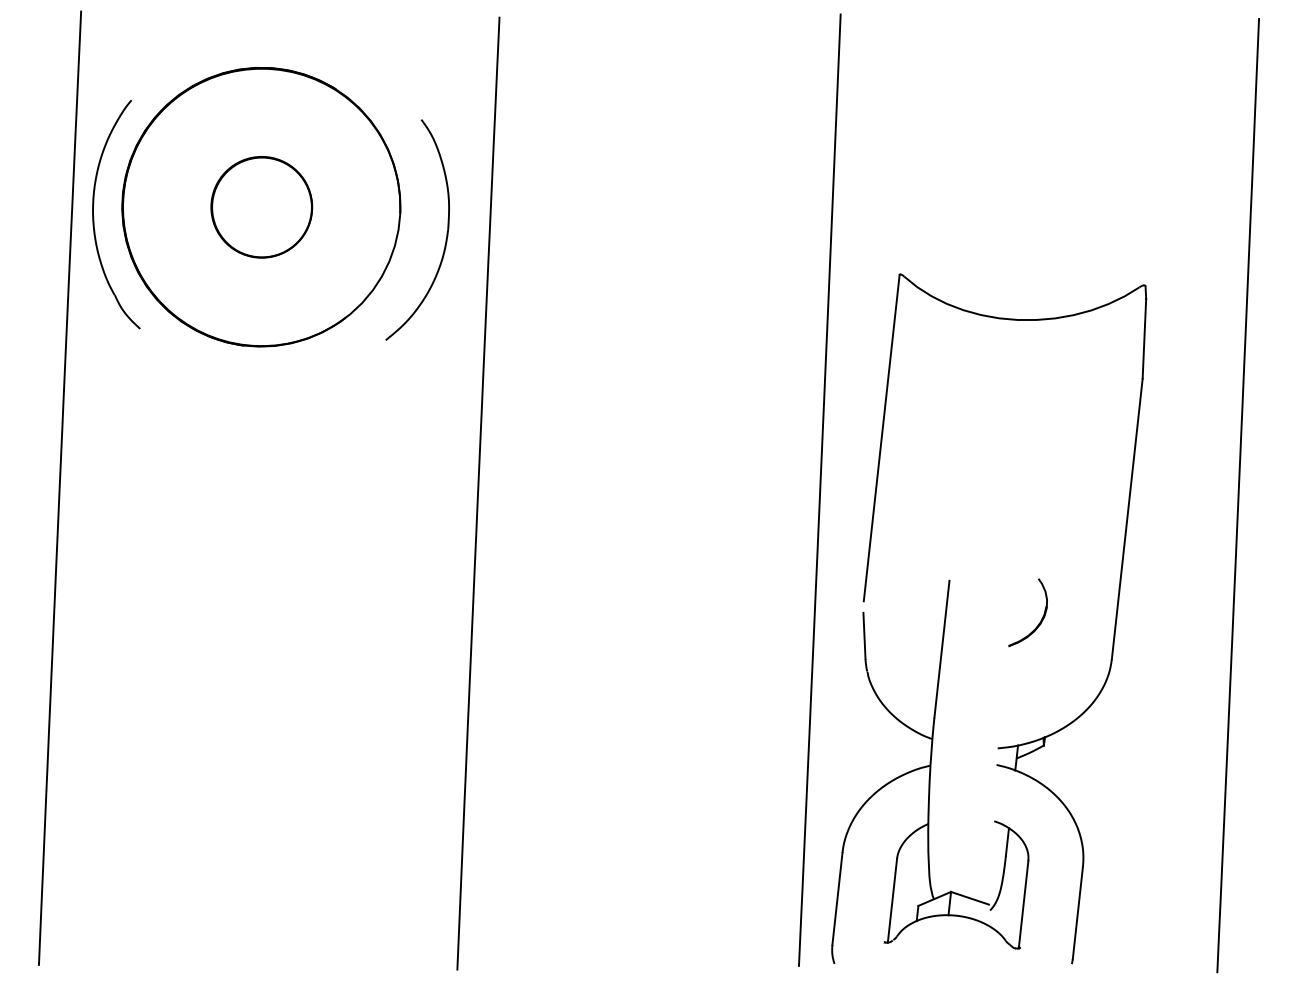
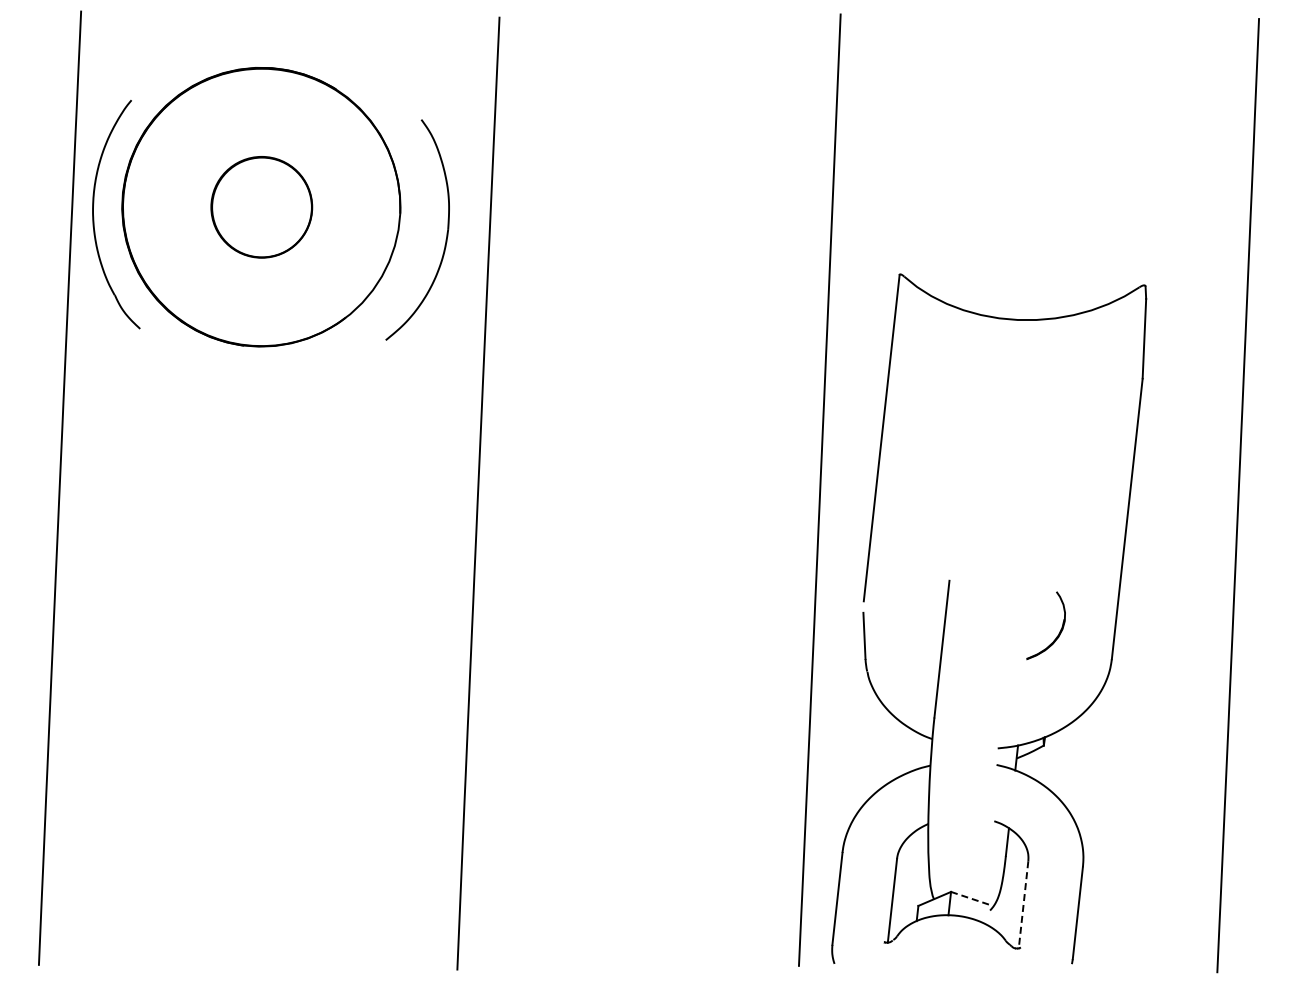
part position: (1041, 618) -> (1059, 631) (1059, 631)
line: solid -> dashed (970, 898)
line: solid -> dashed (1023, 904)
